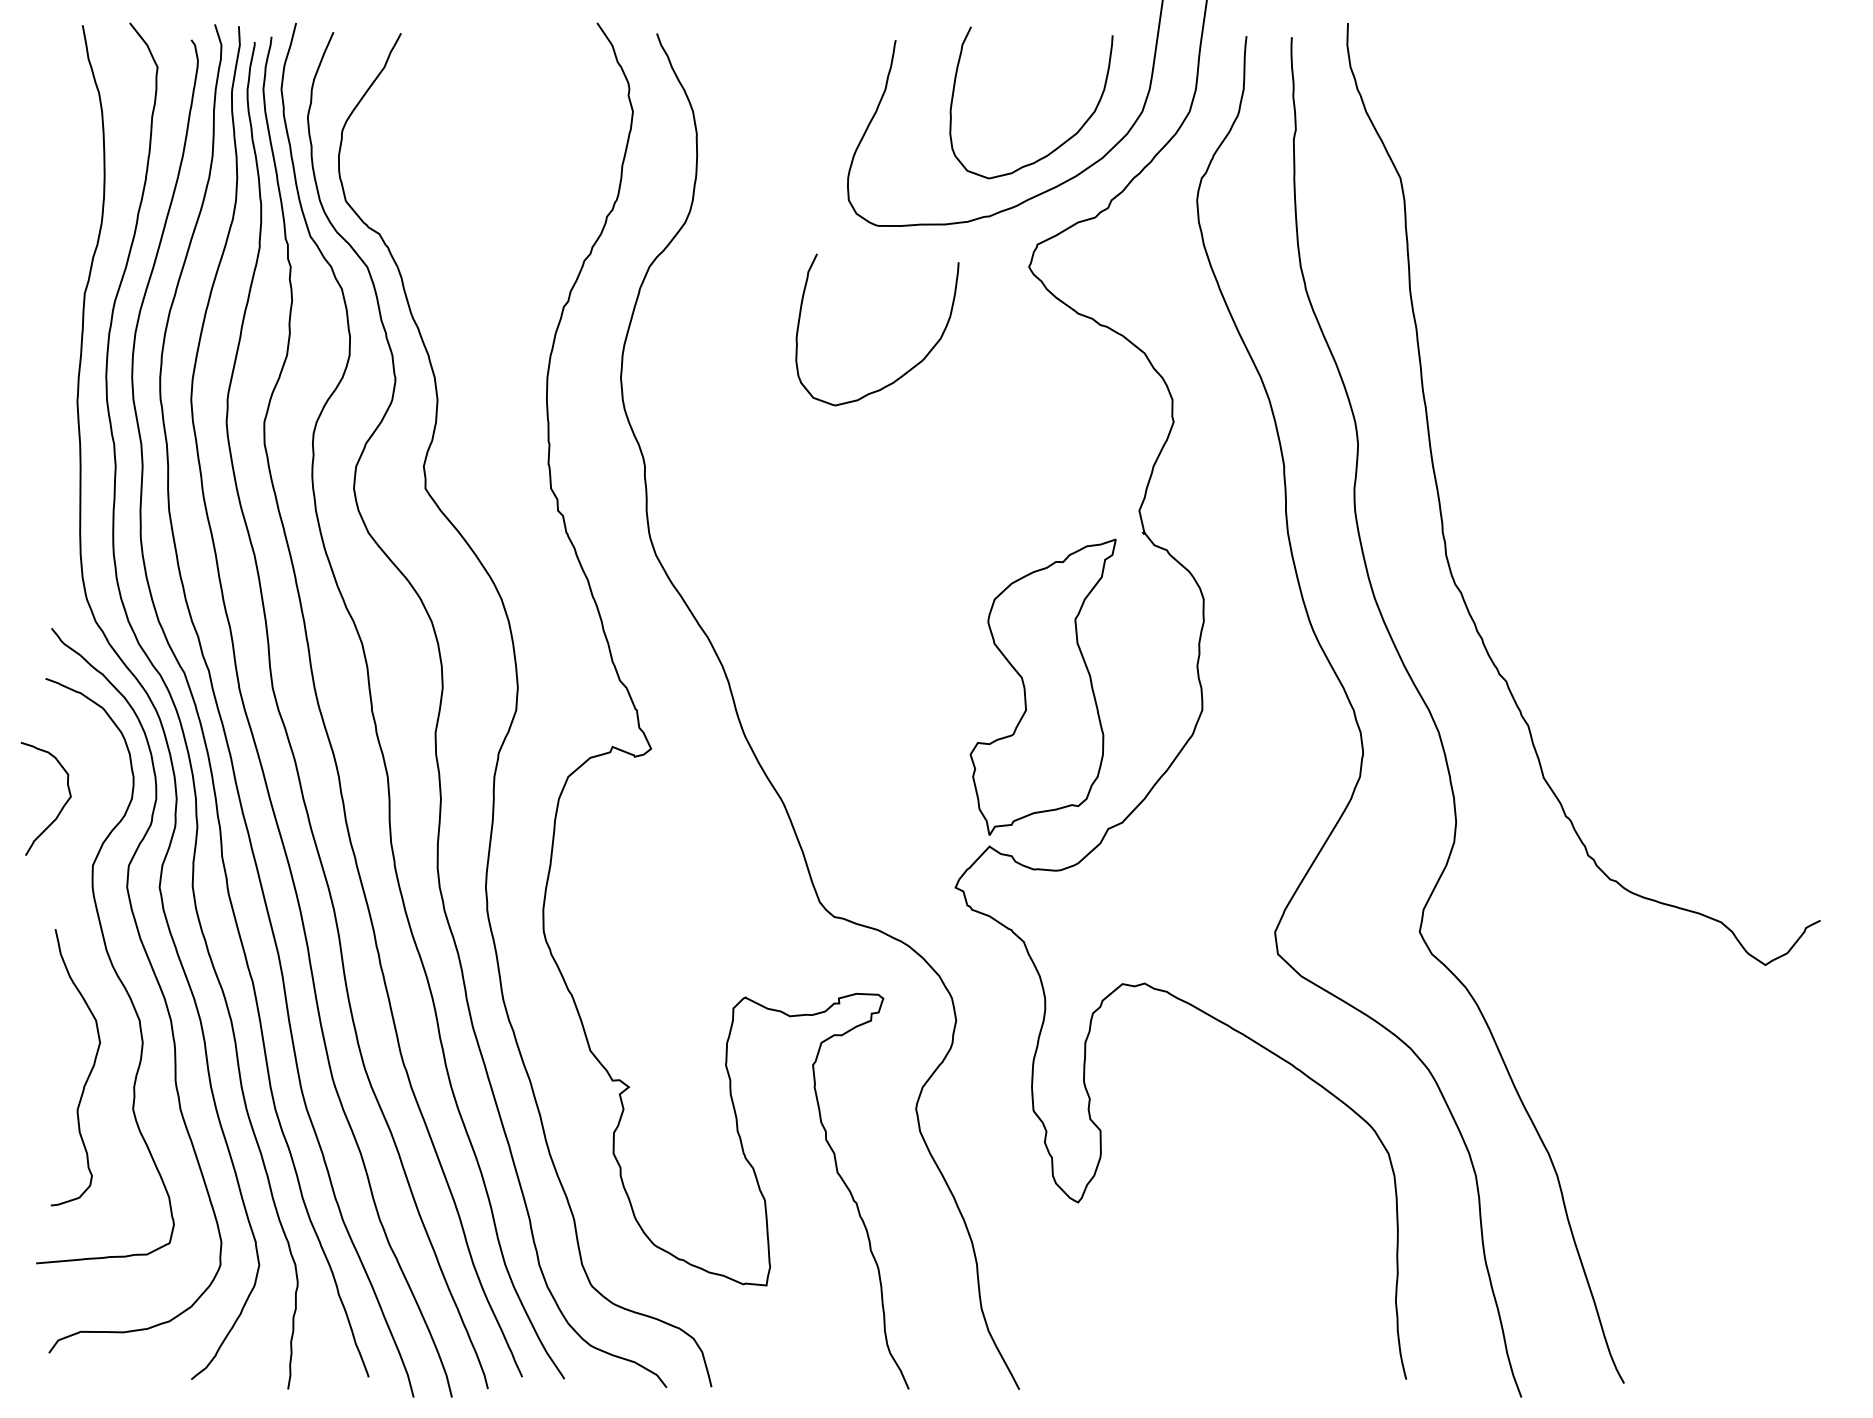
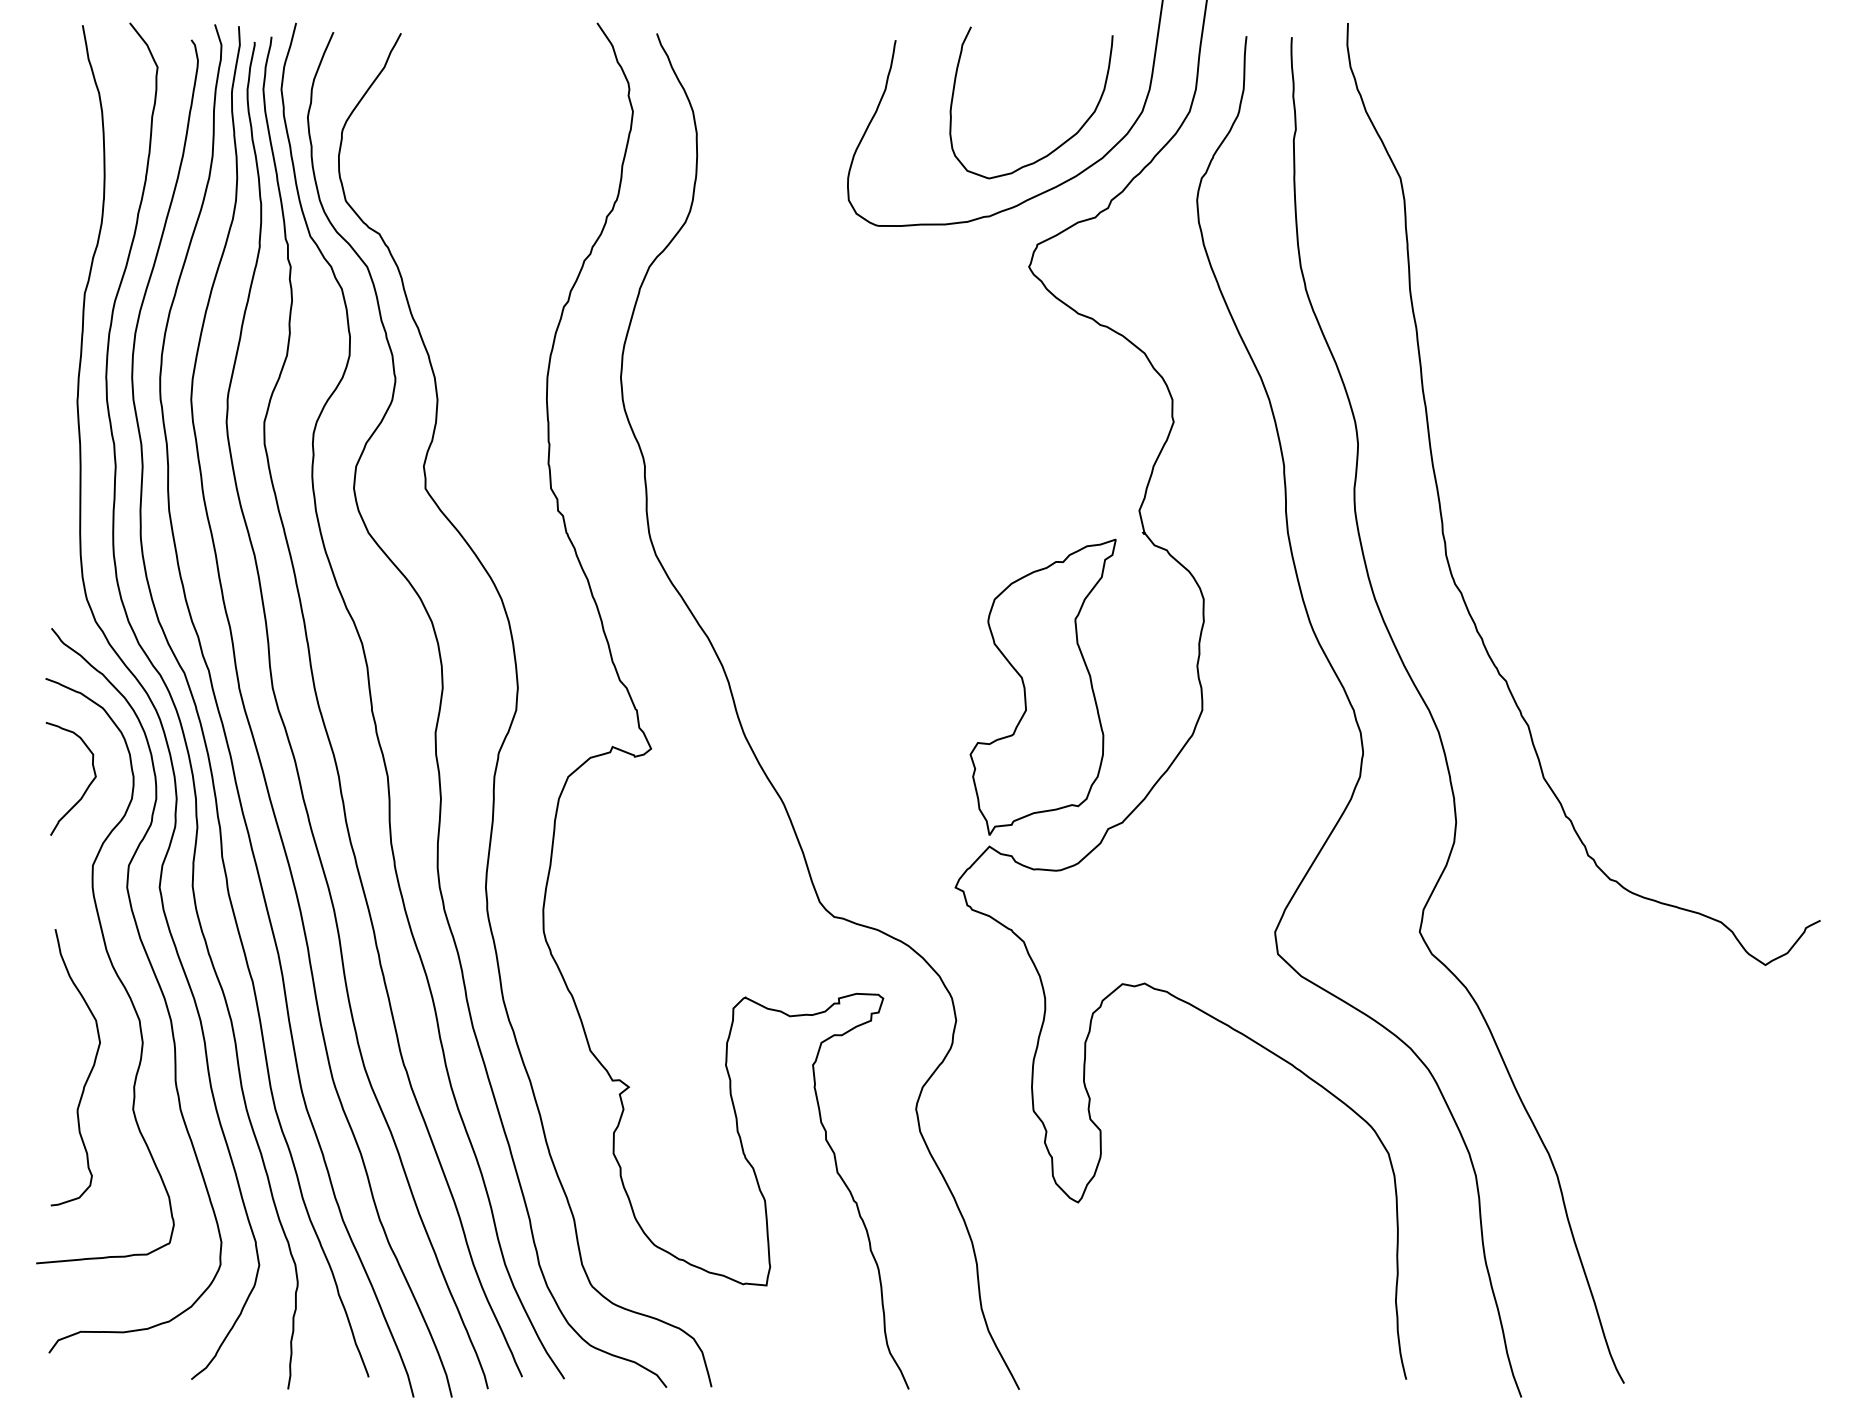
curve: present -> none (911, 367)
curve position: (60, 809) -> (85, 789) (85, 789)
